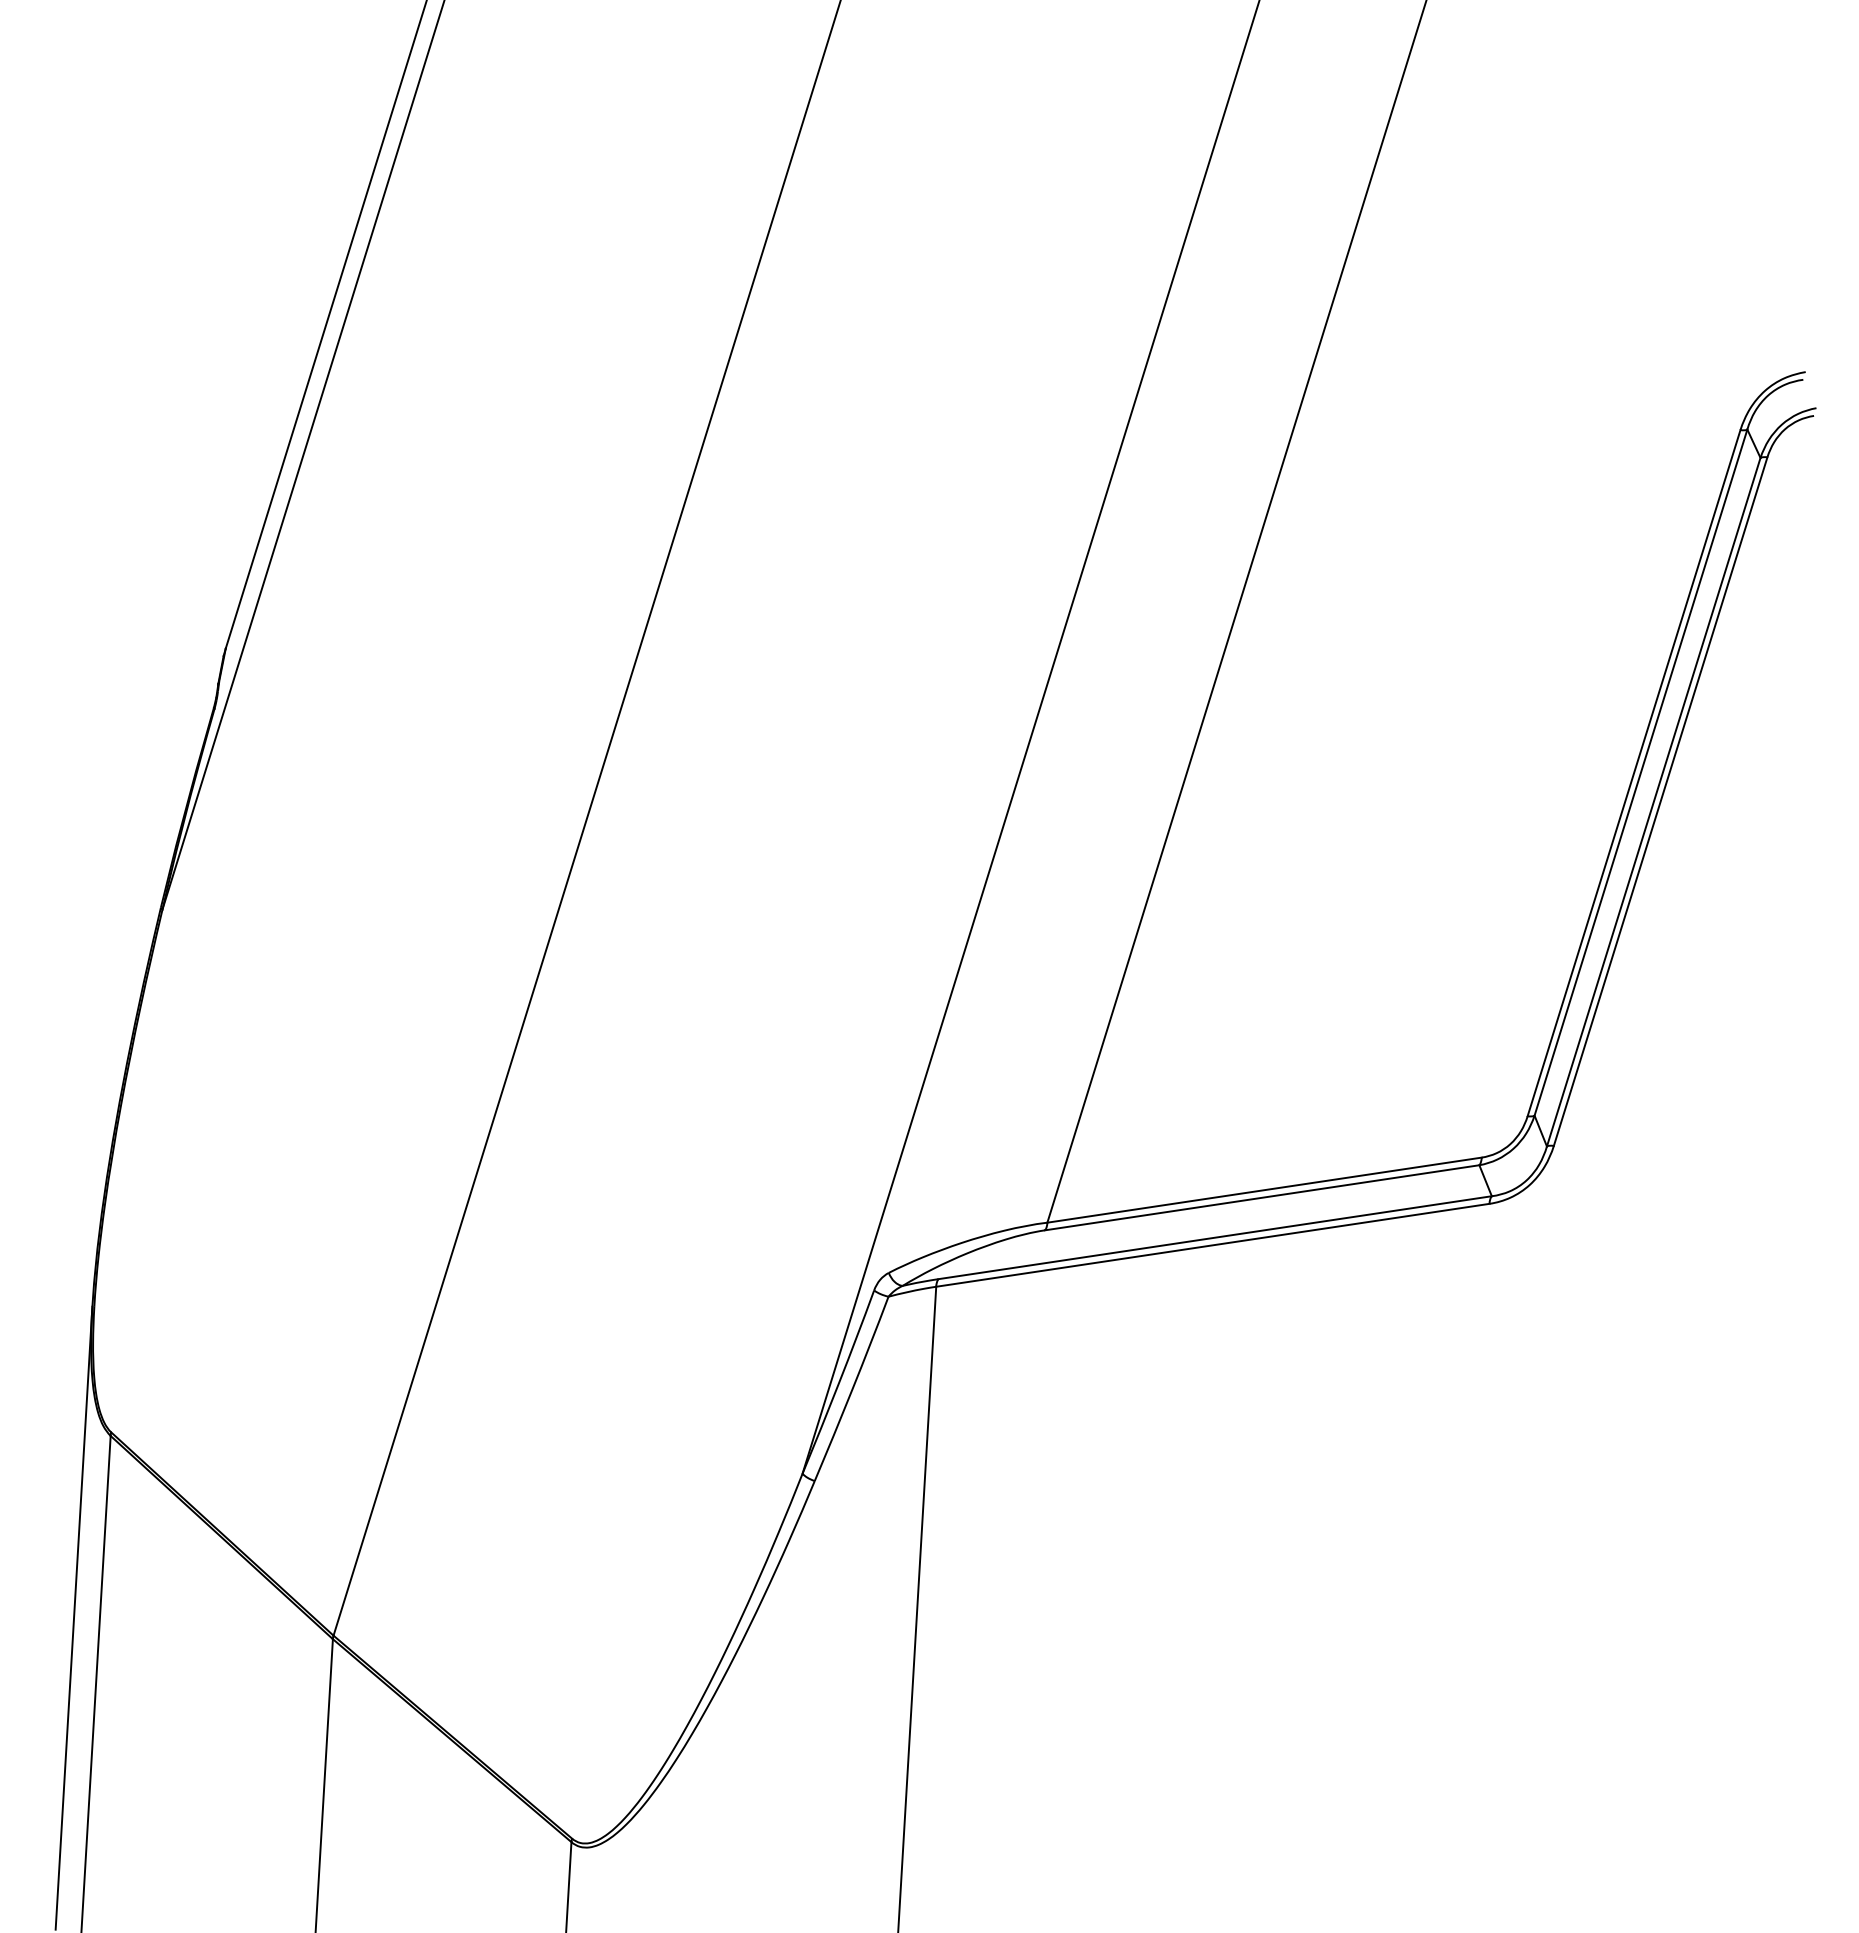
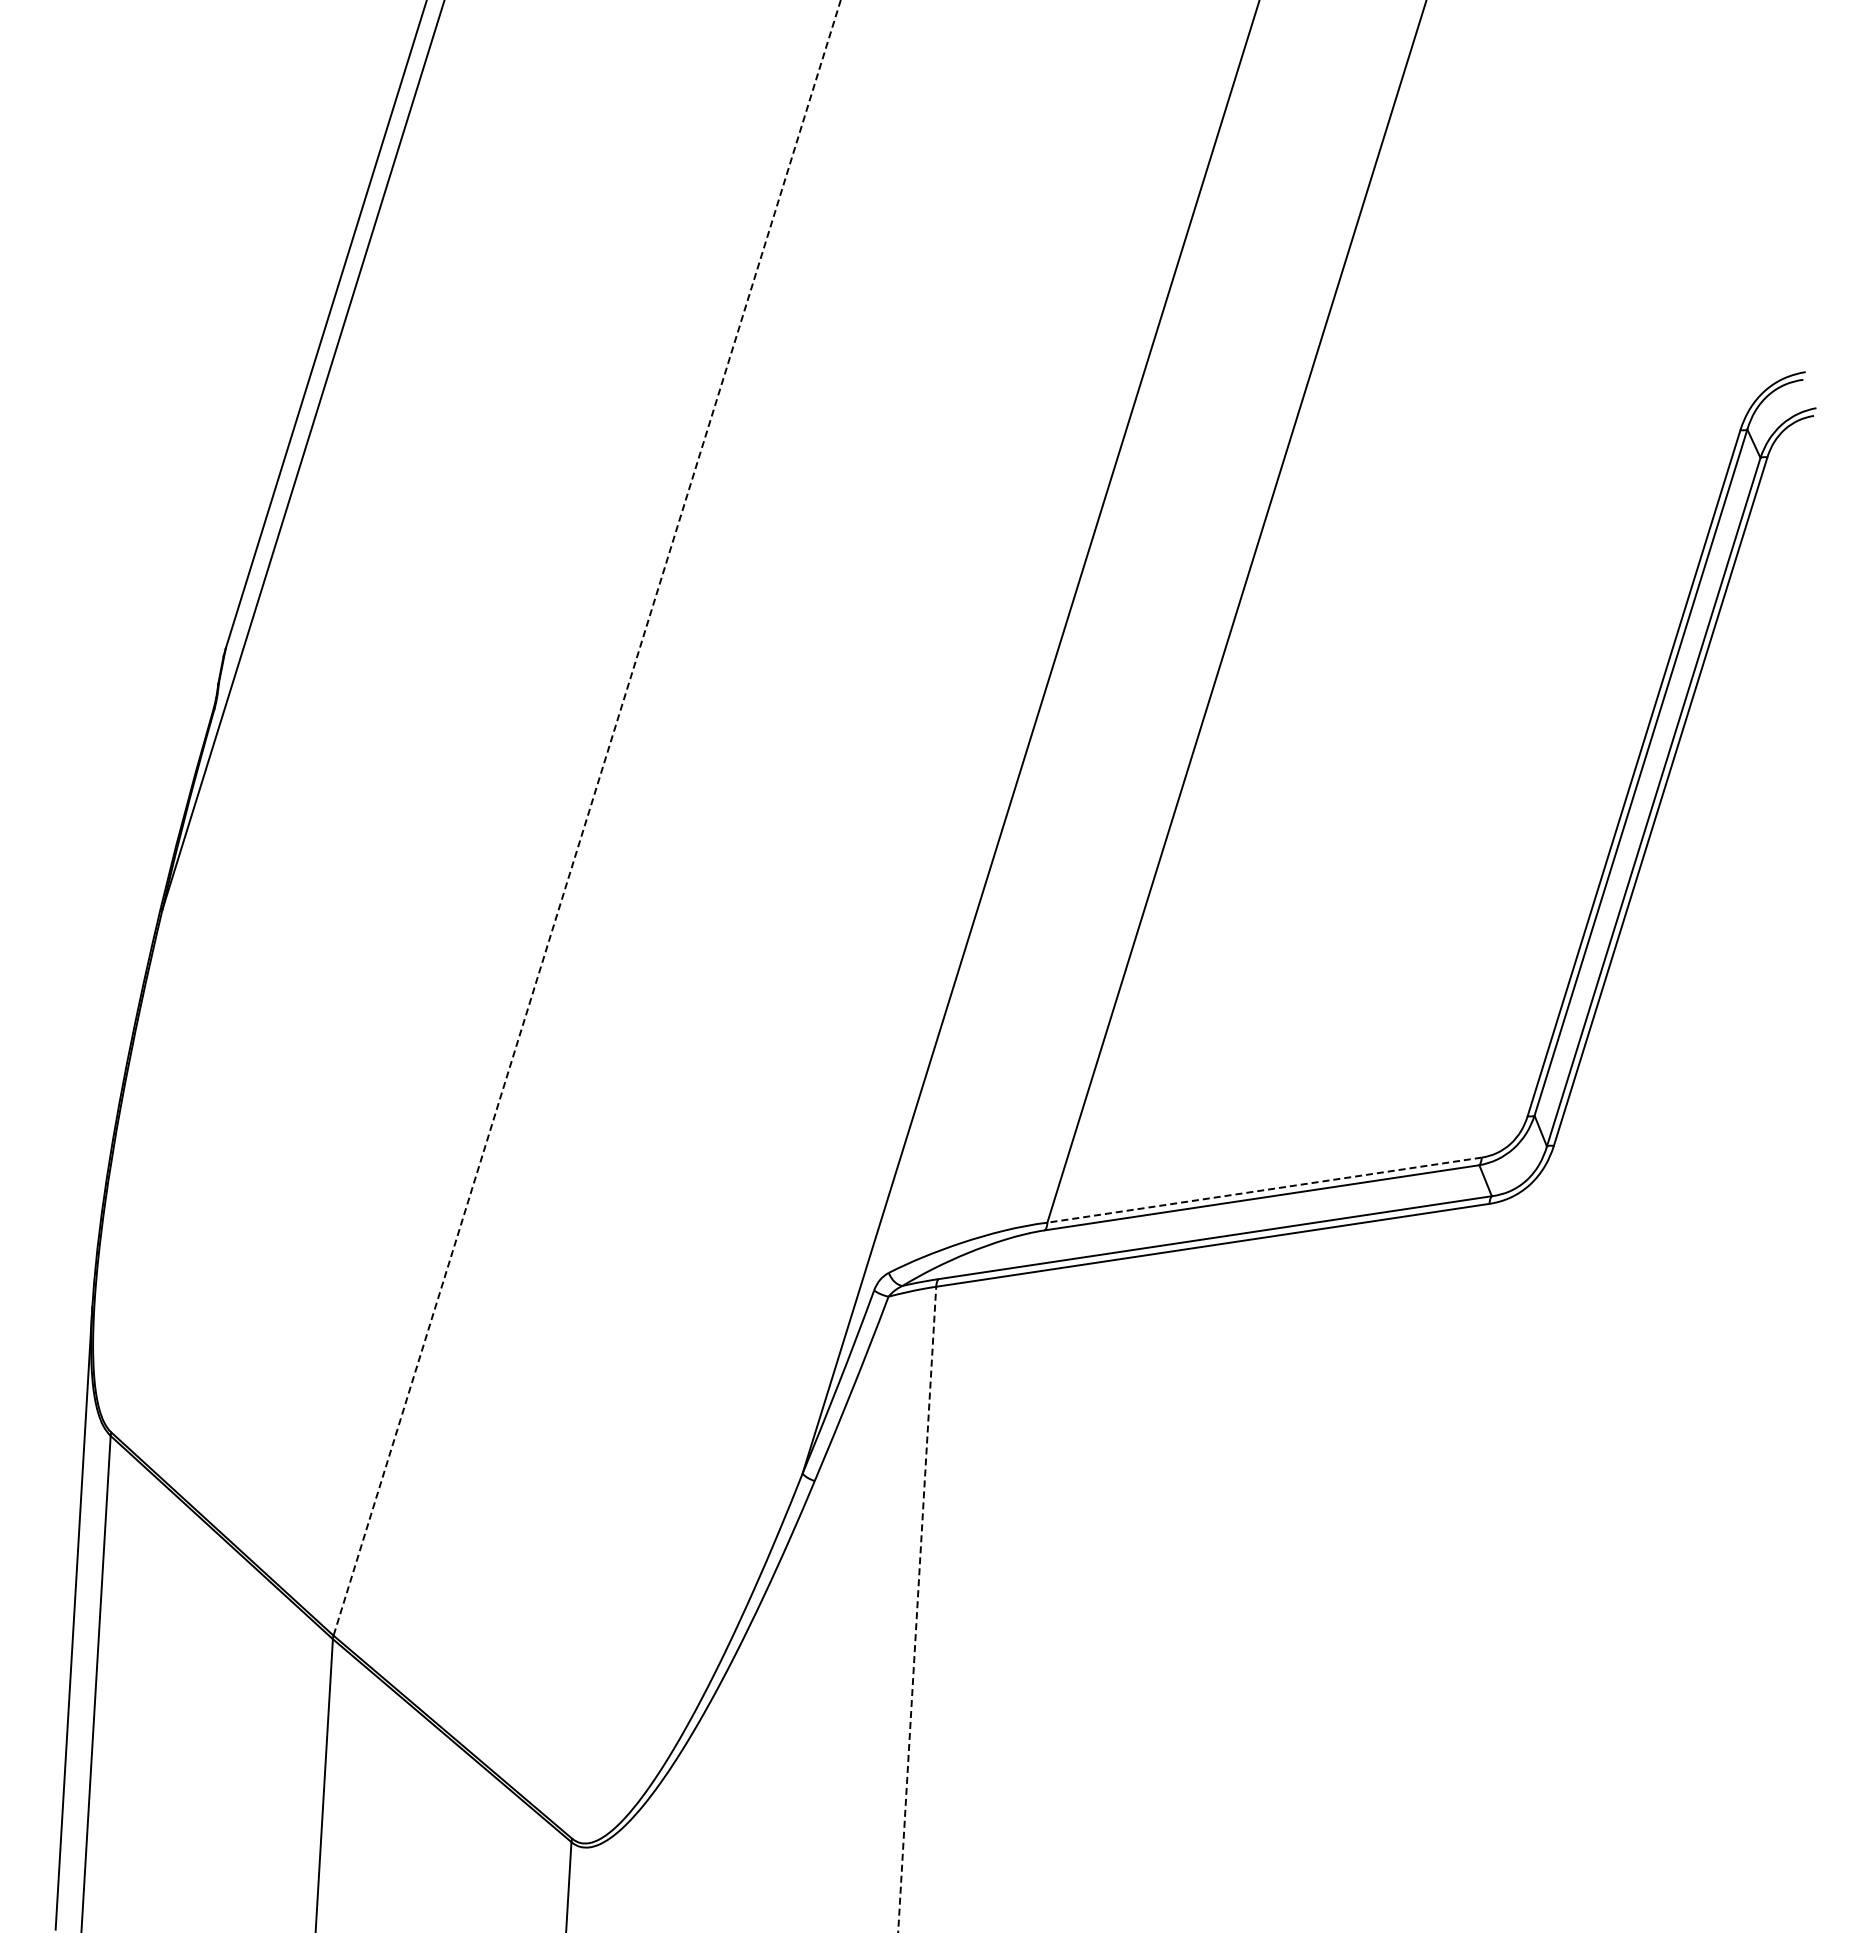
line: solid -> dashed (587, 818)
line: solid -> dashed (1264, 1190)
line: solid -> dashed (917, 1609)
